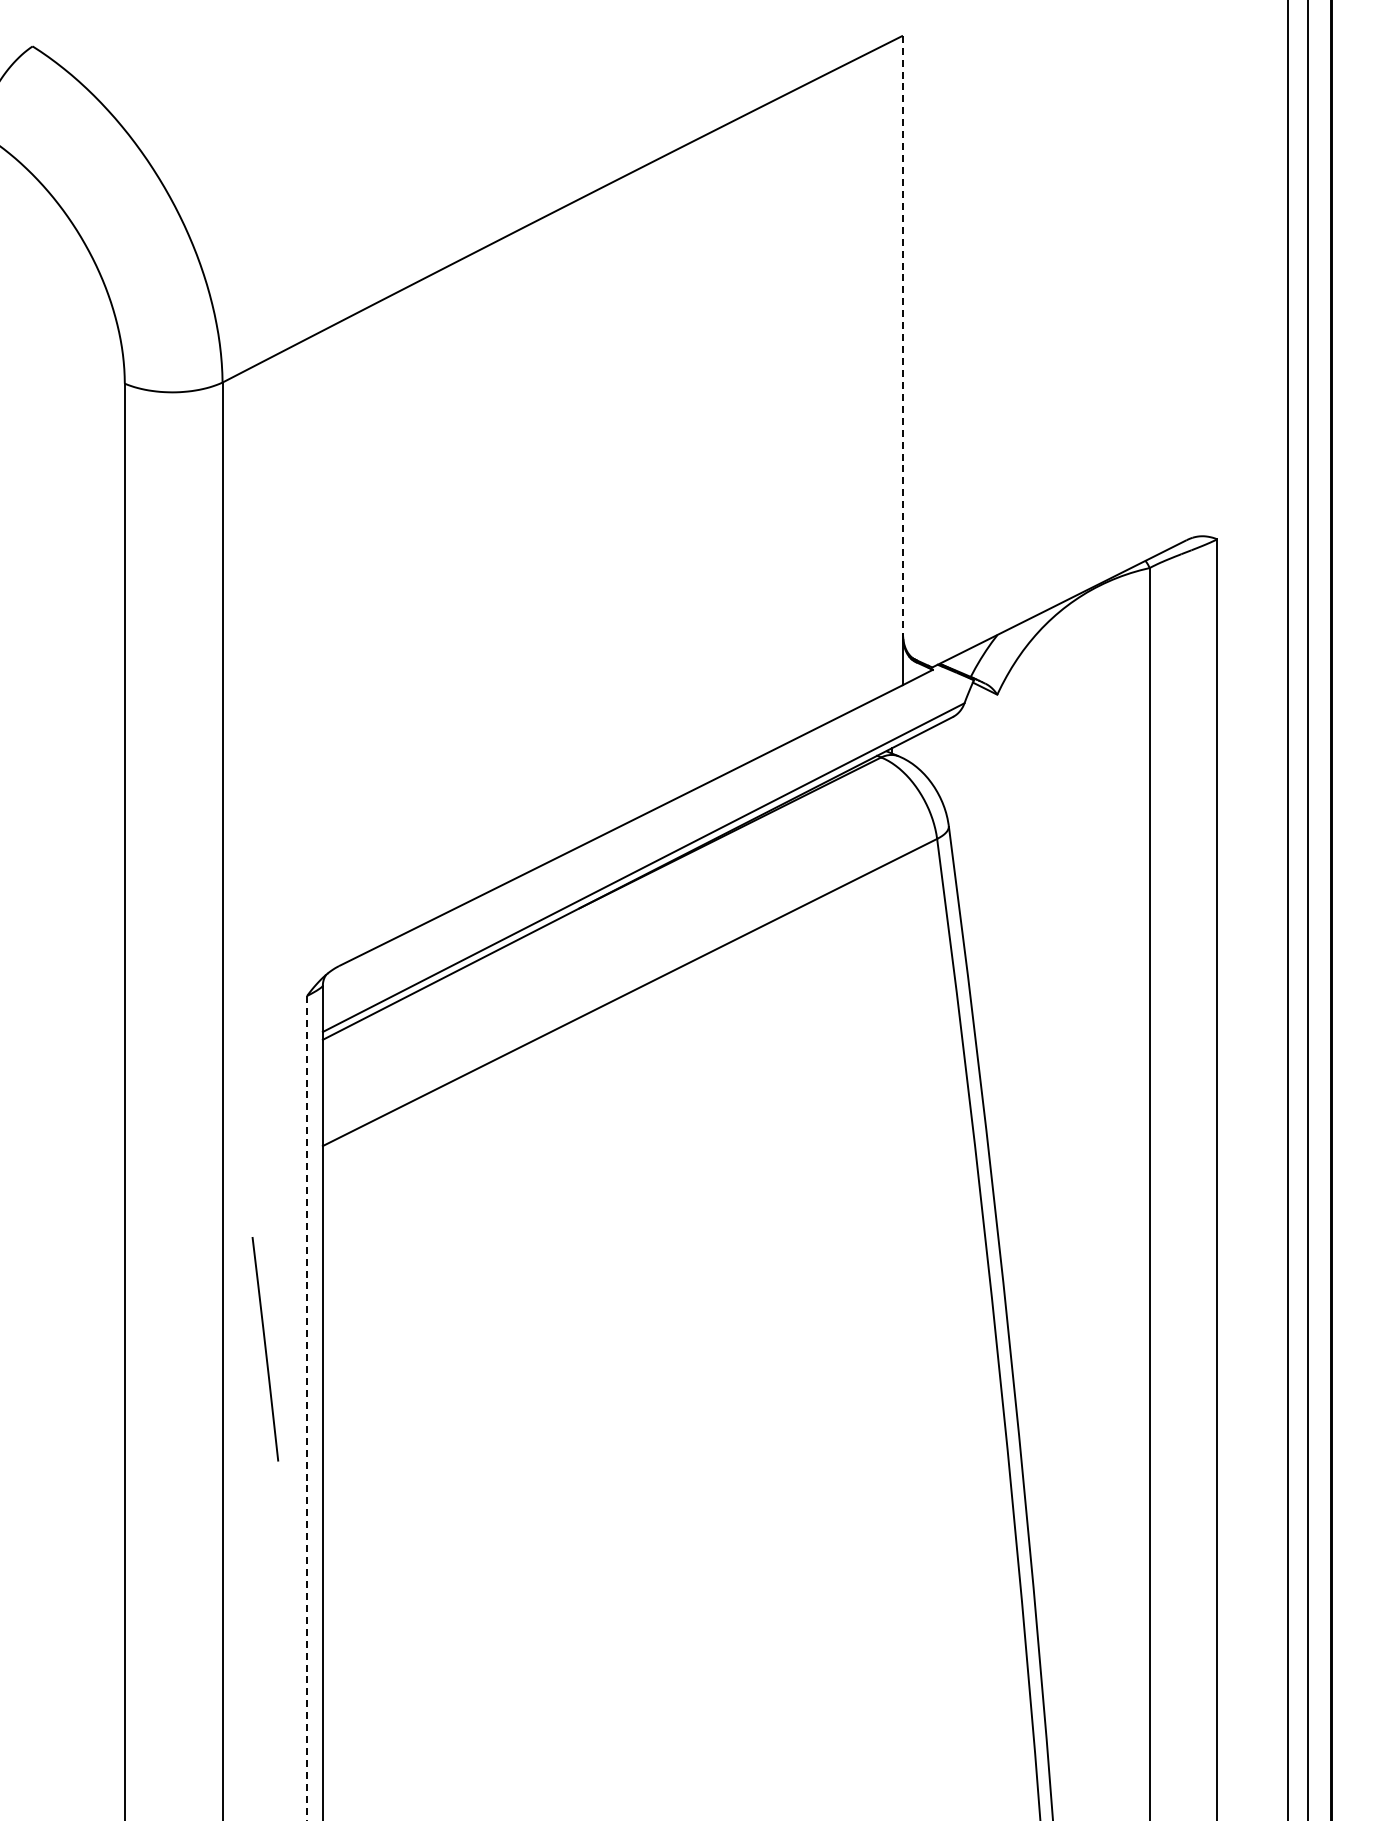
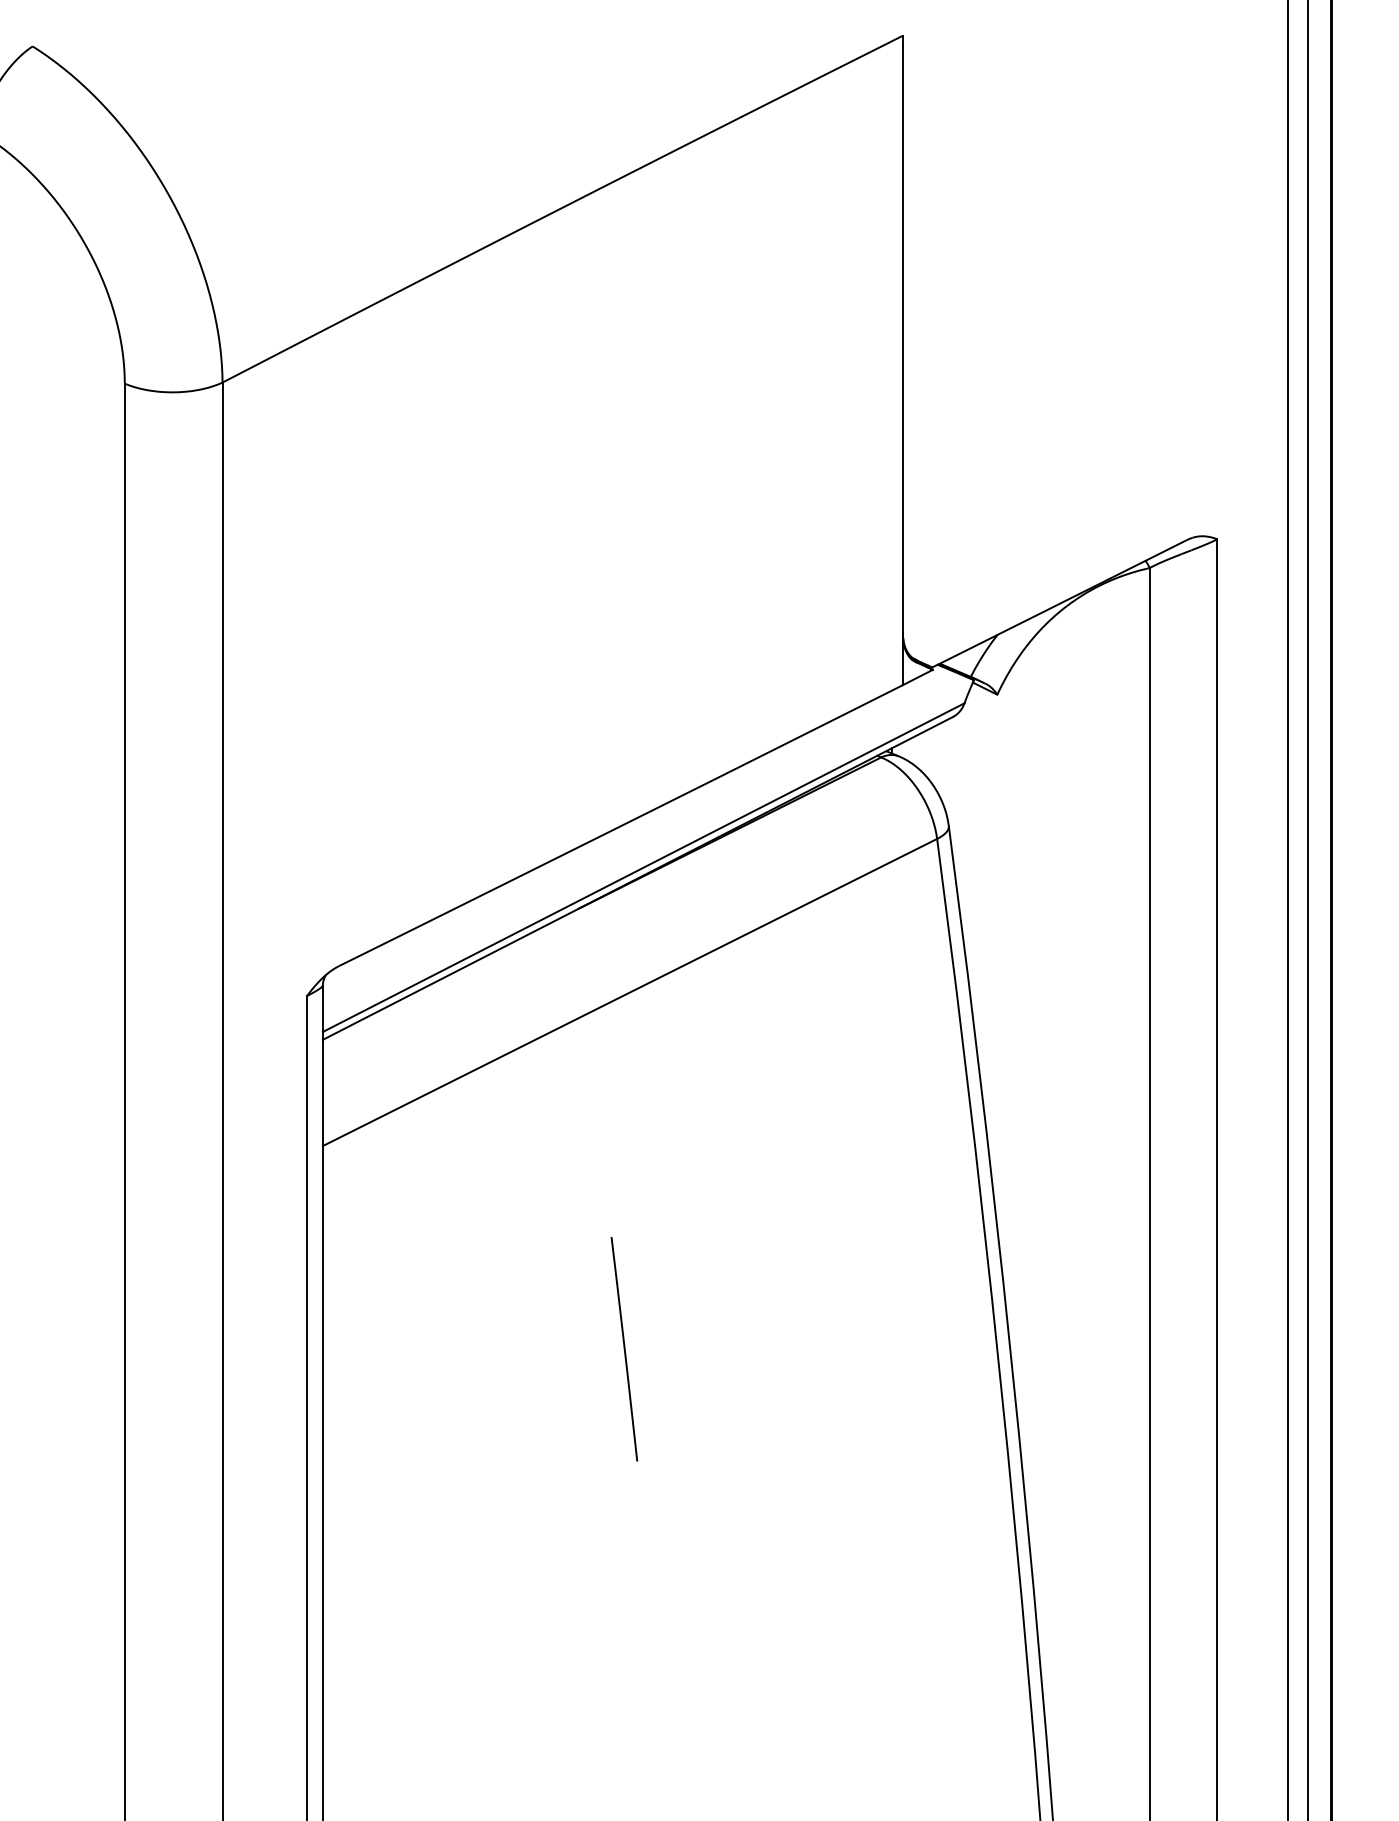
line: dashed -> solid (902, 335)
line position: (265, 1349) -> (624, 1349) (624, 1349)
line: dashed -> solid (307, 1408)
